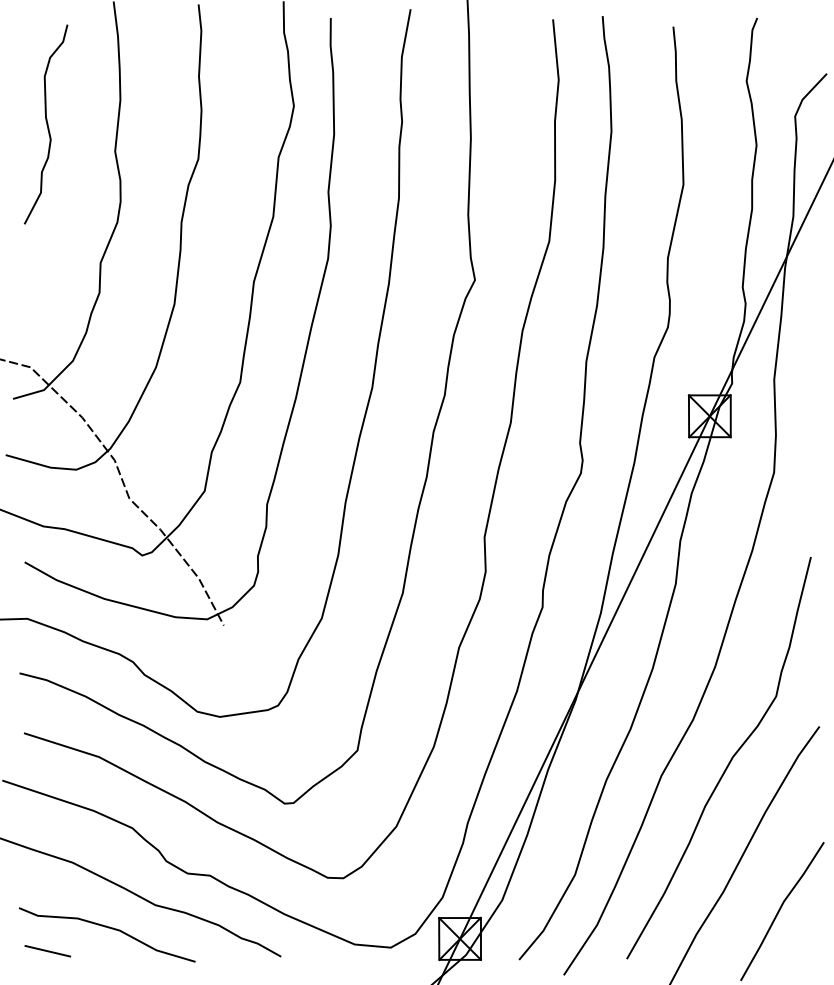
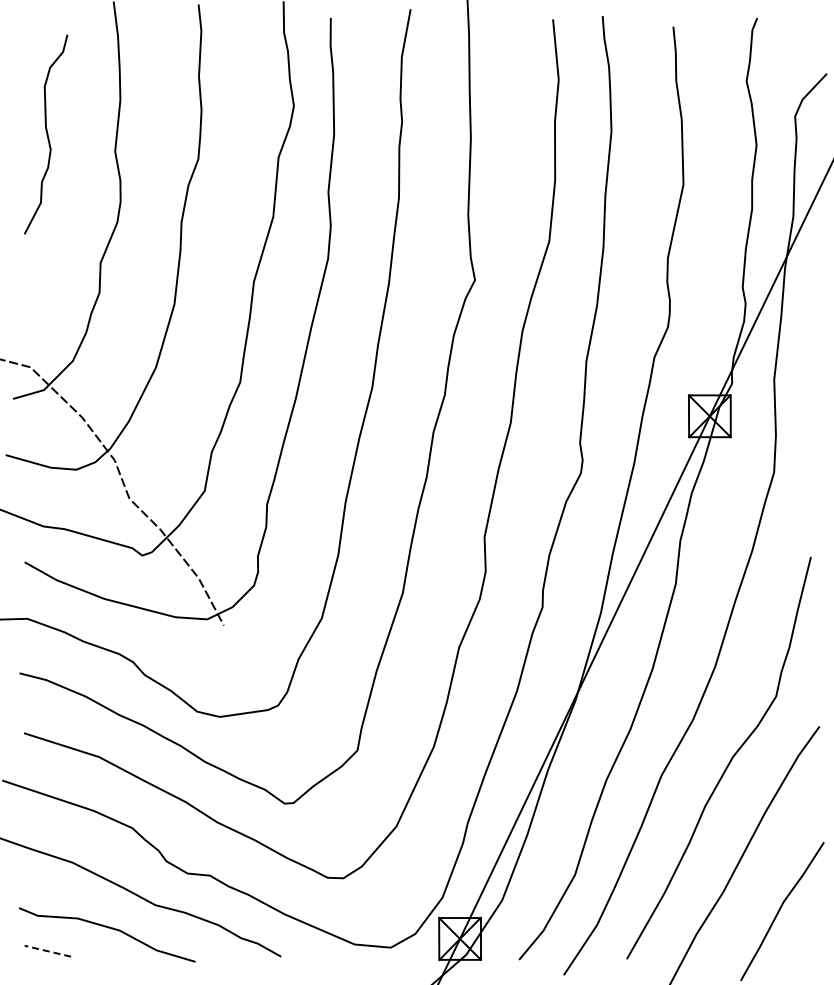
curve position: (46, 124) -> (46, 134) (46, 134)
line: solid -> dashed (47, 951)
